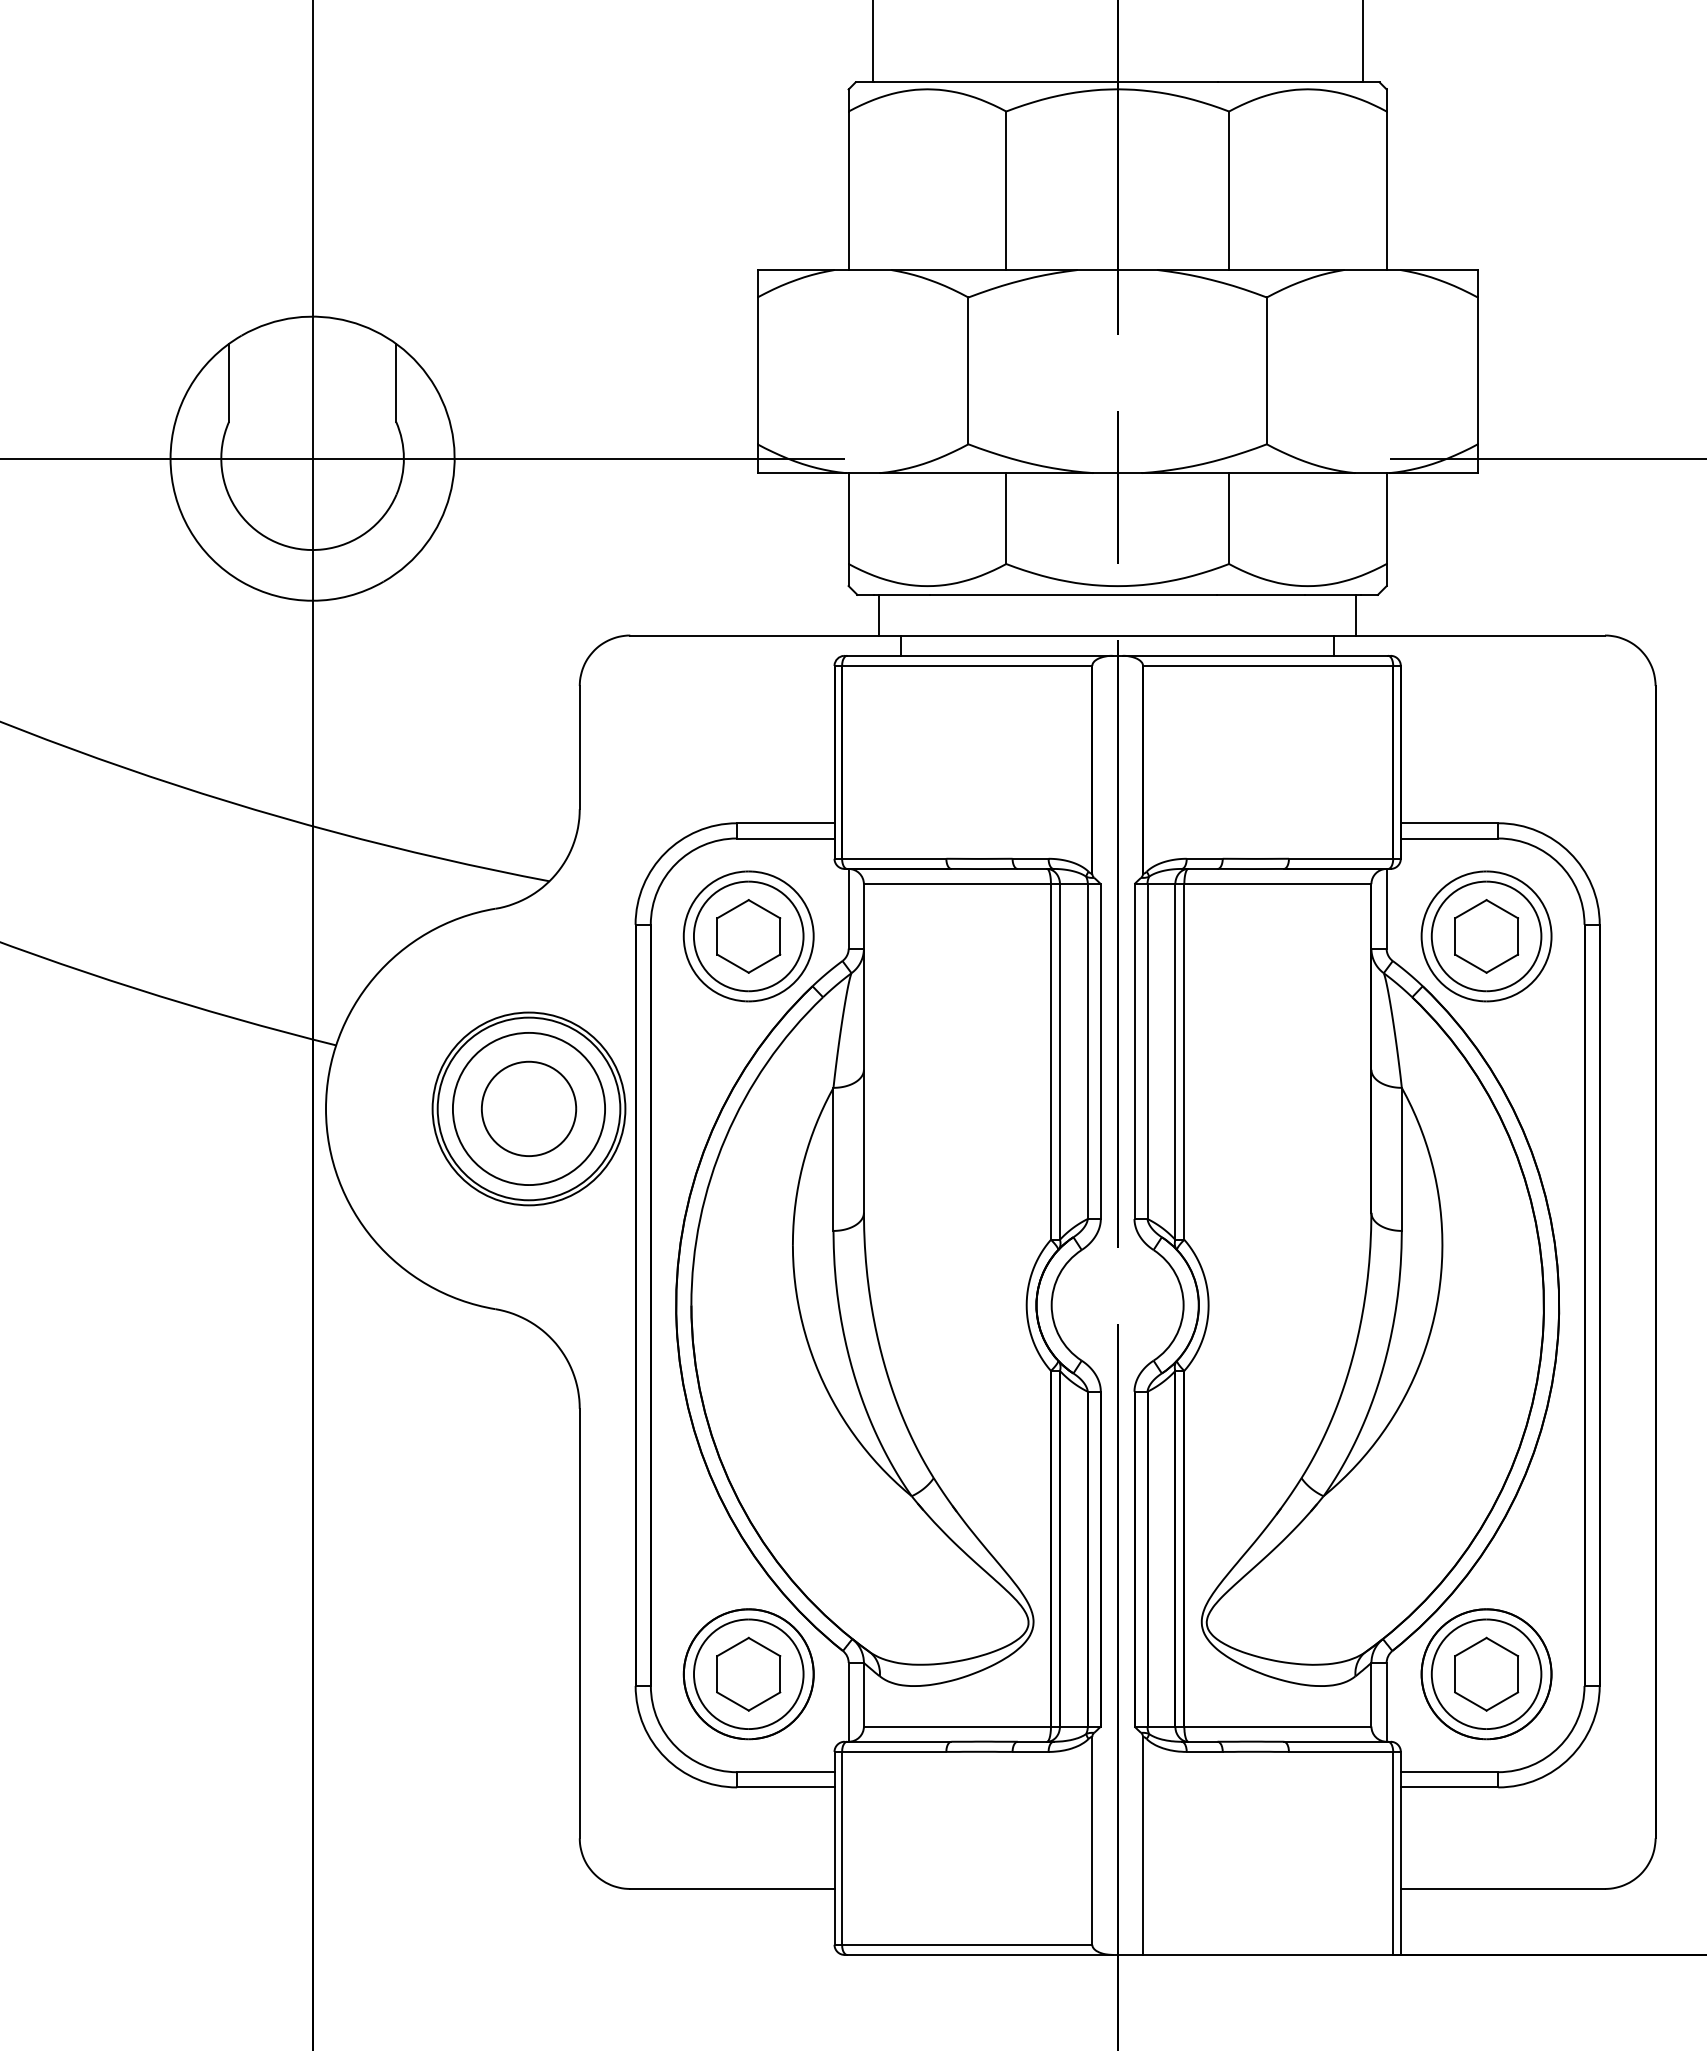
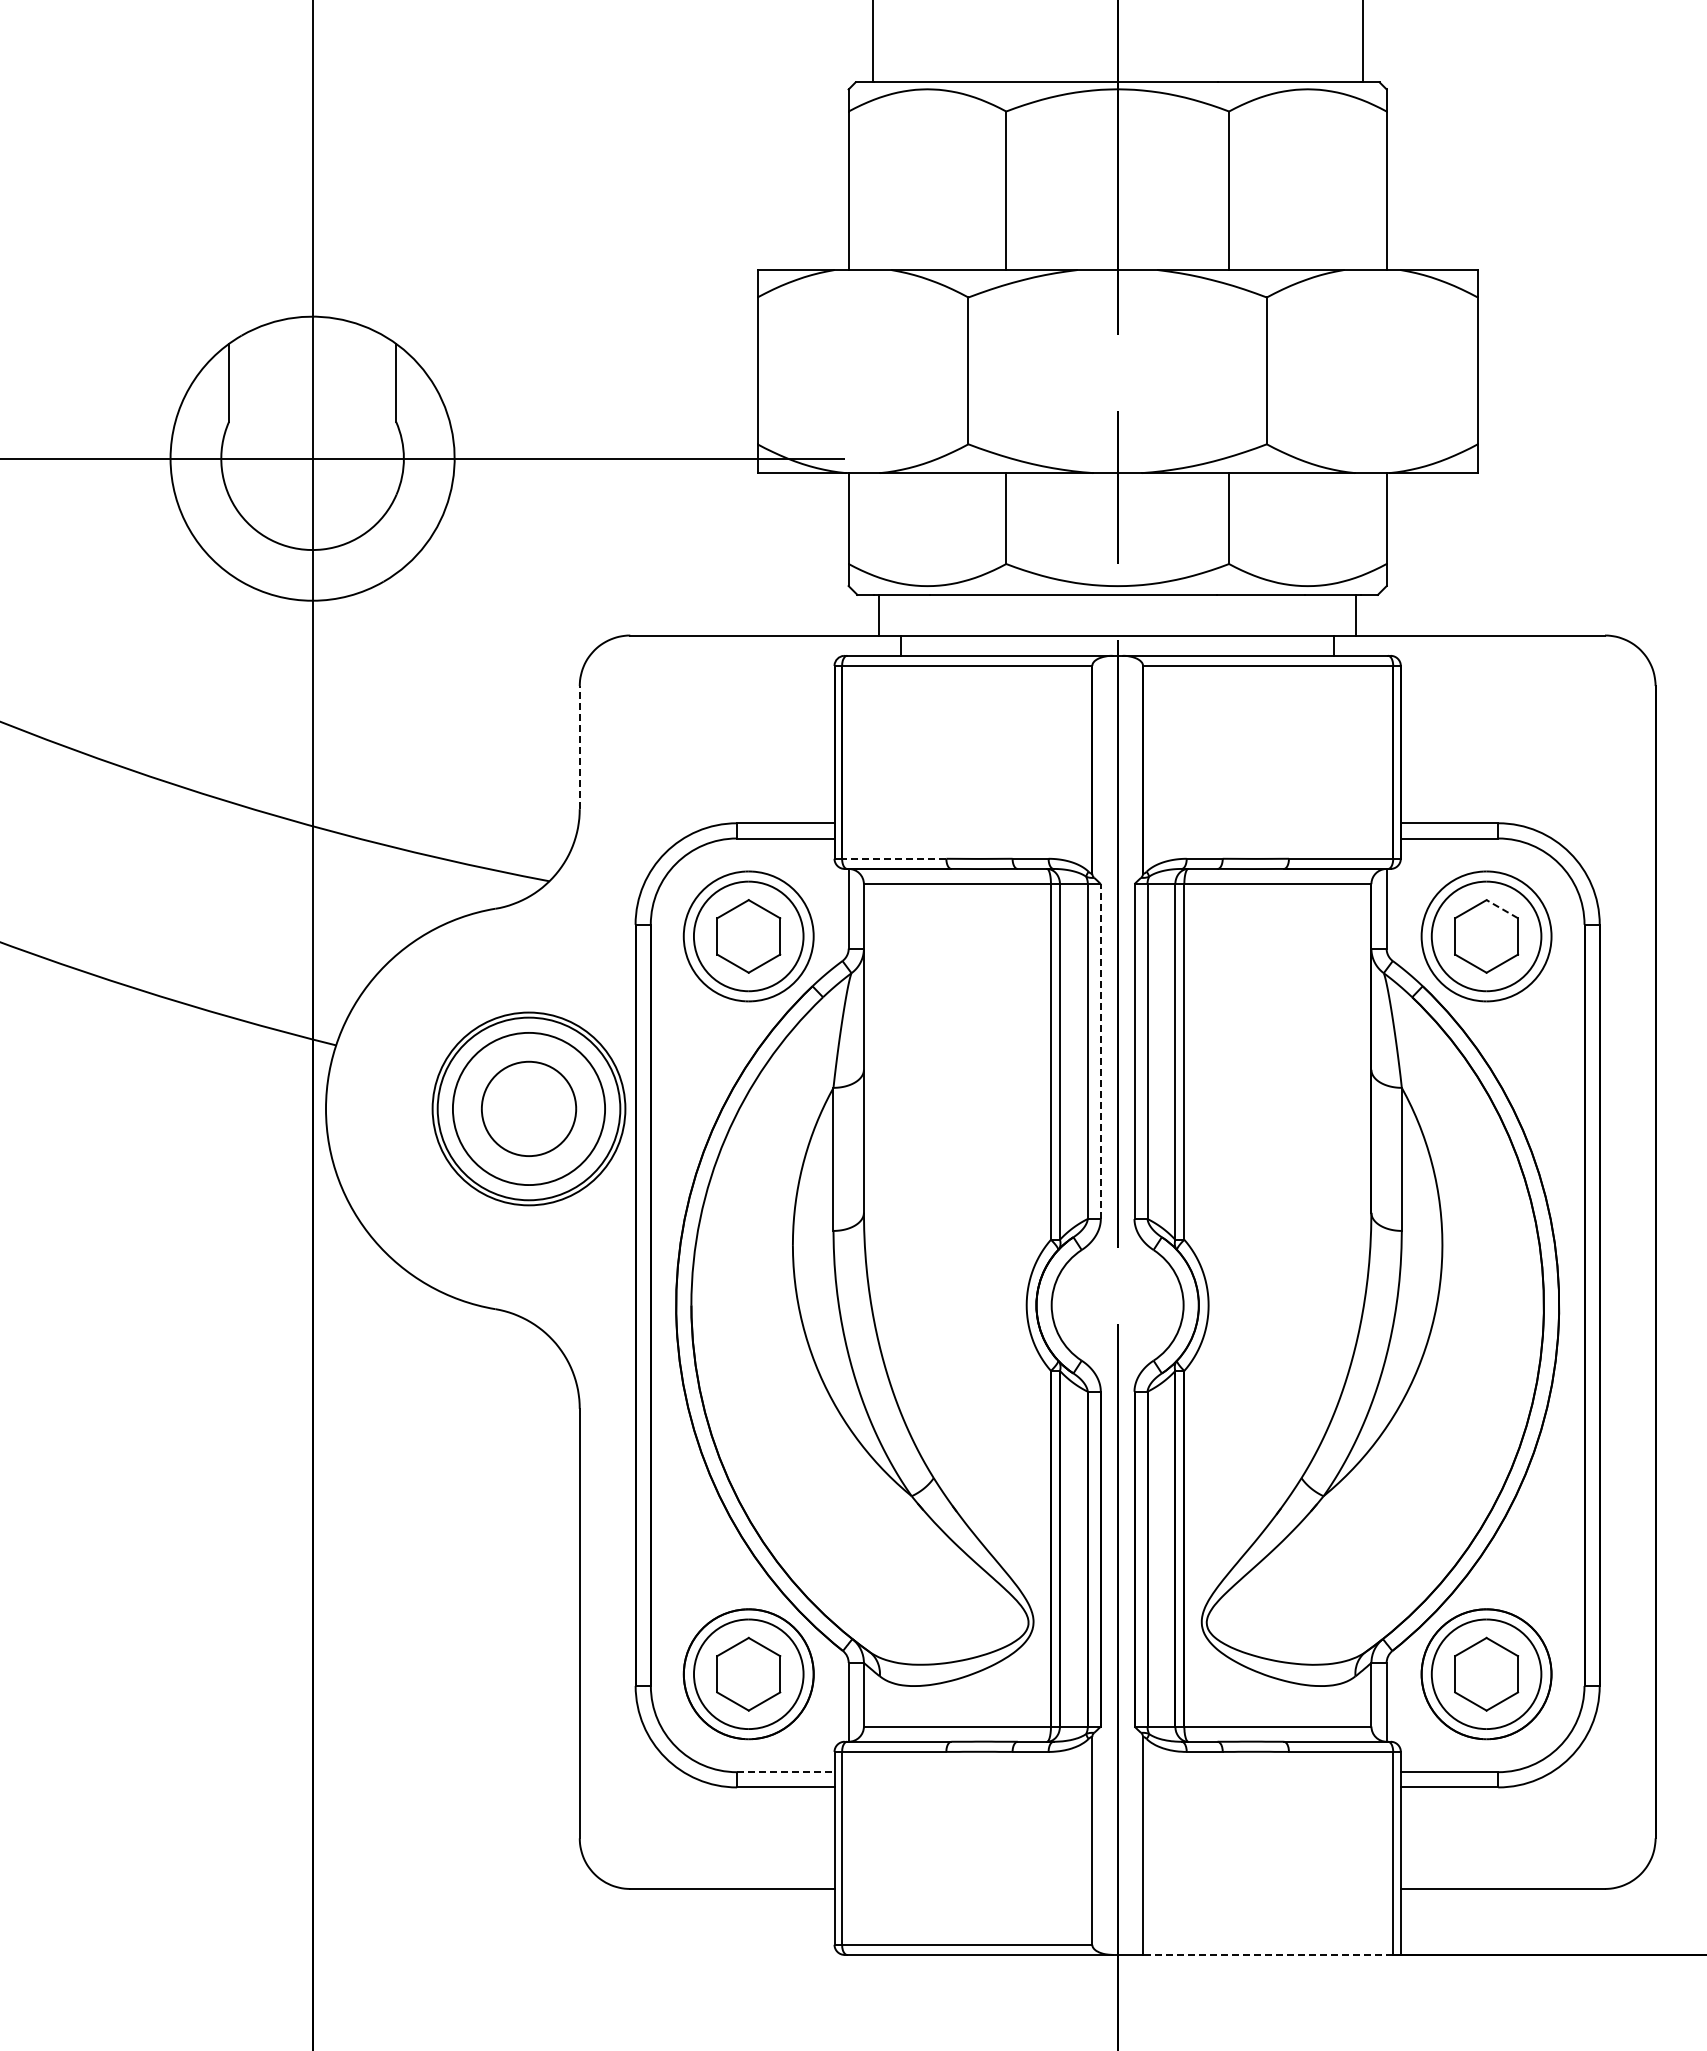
line: present -> none (1546, 458)
line: solid -> dashed (579, 747)
line: solid -> dashed (893, 858)
line: solid -> dashed (1501, 908)
line: solid -> dashed (1100, 1051)
line: solid -> dashed (785, 1772)
line: solid -> dashed (1267, 1954)
